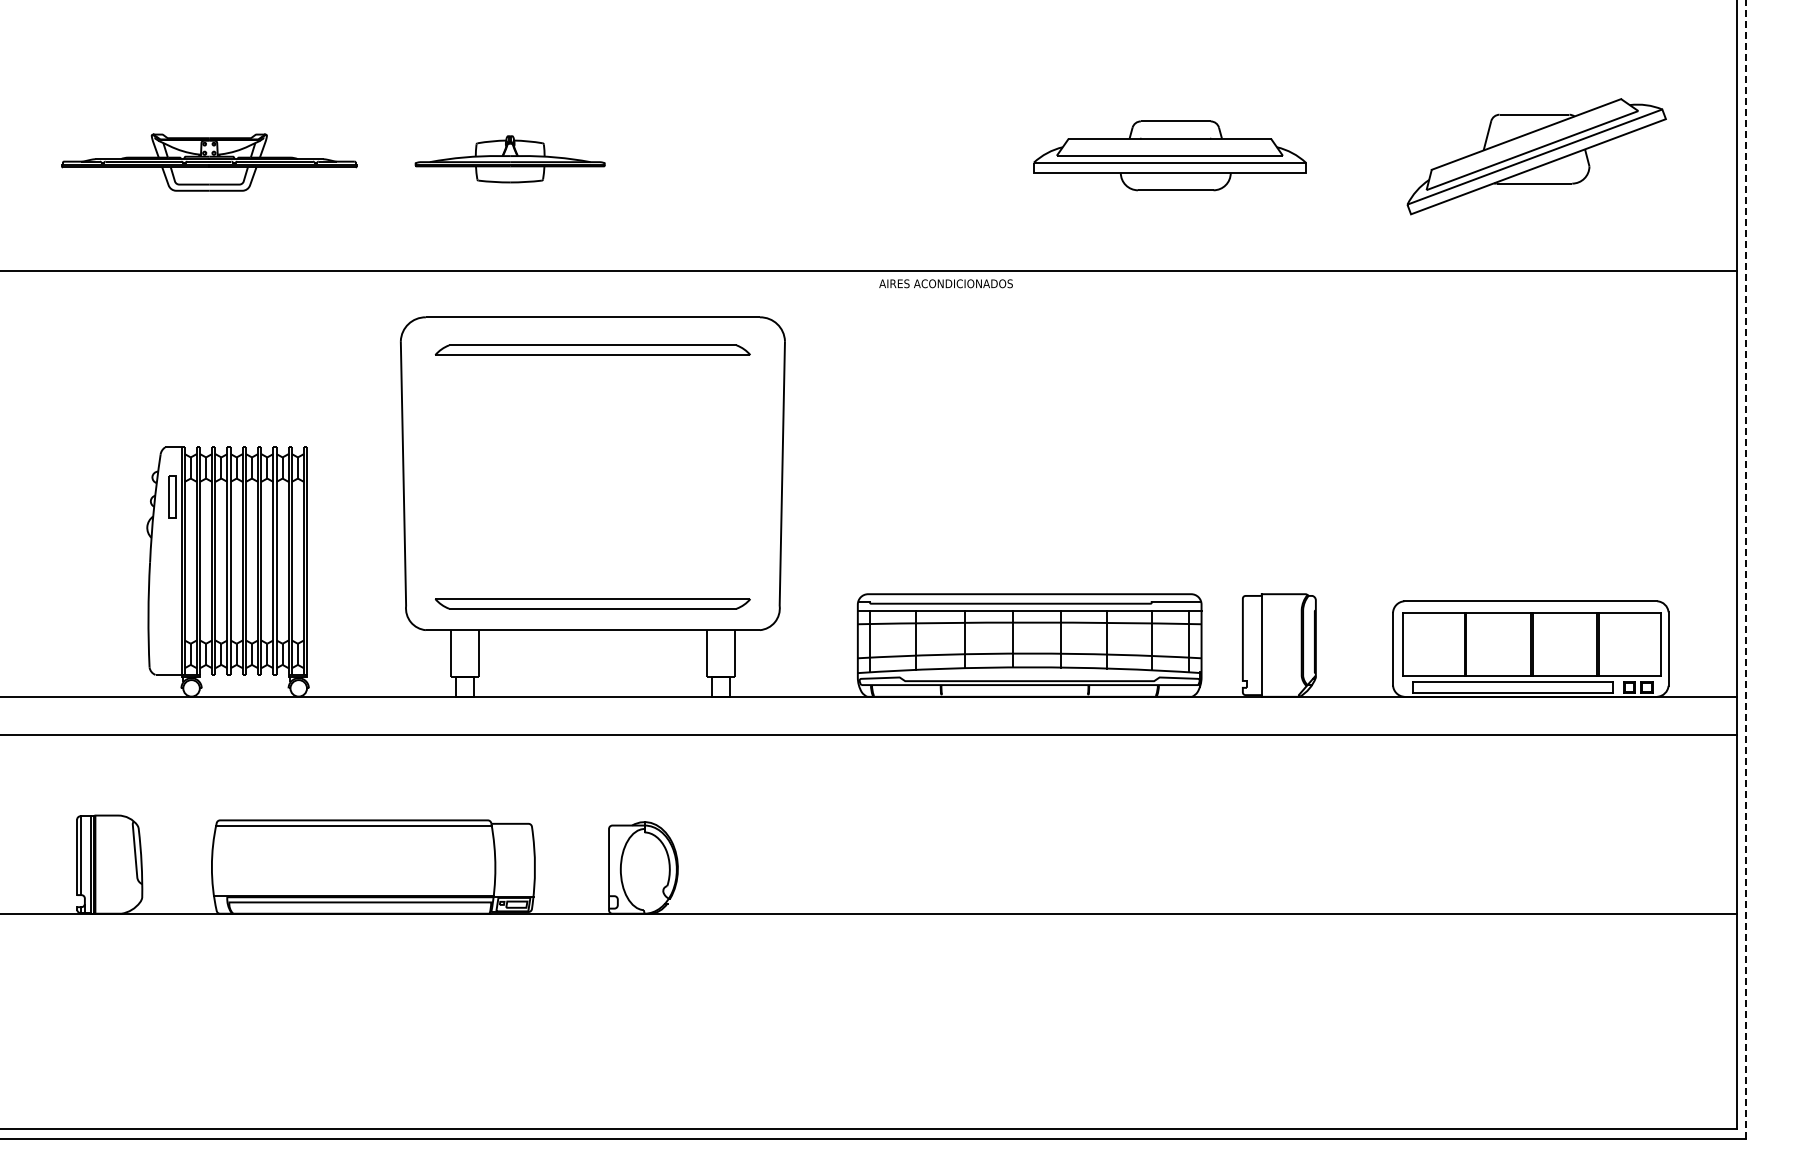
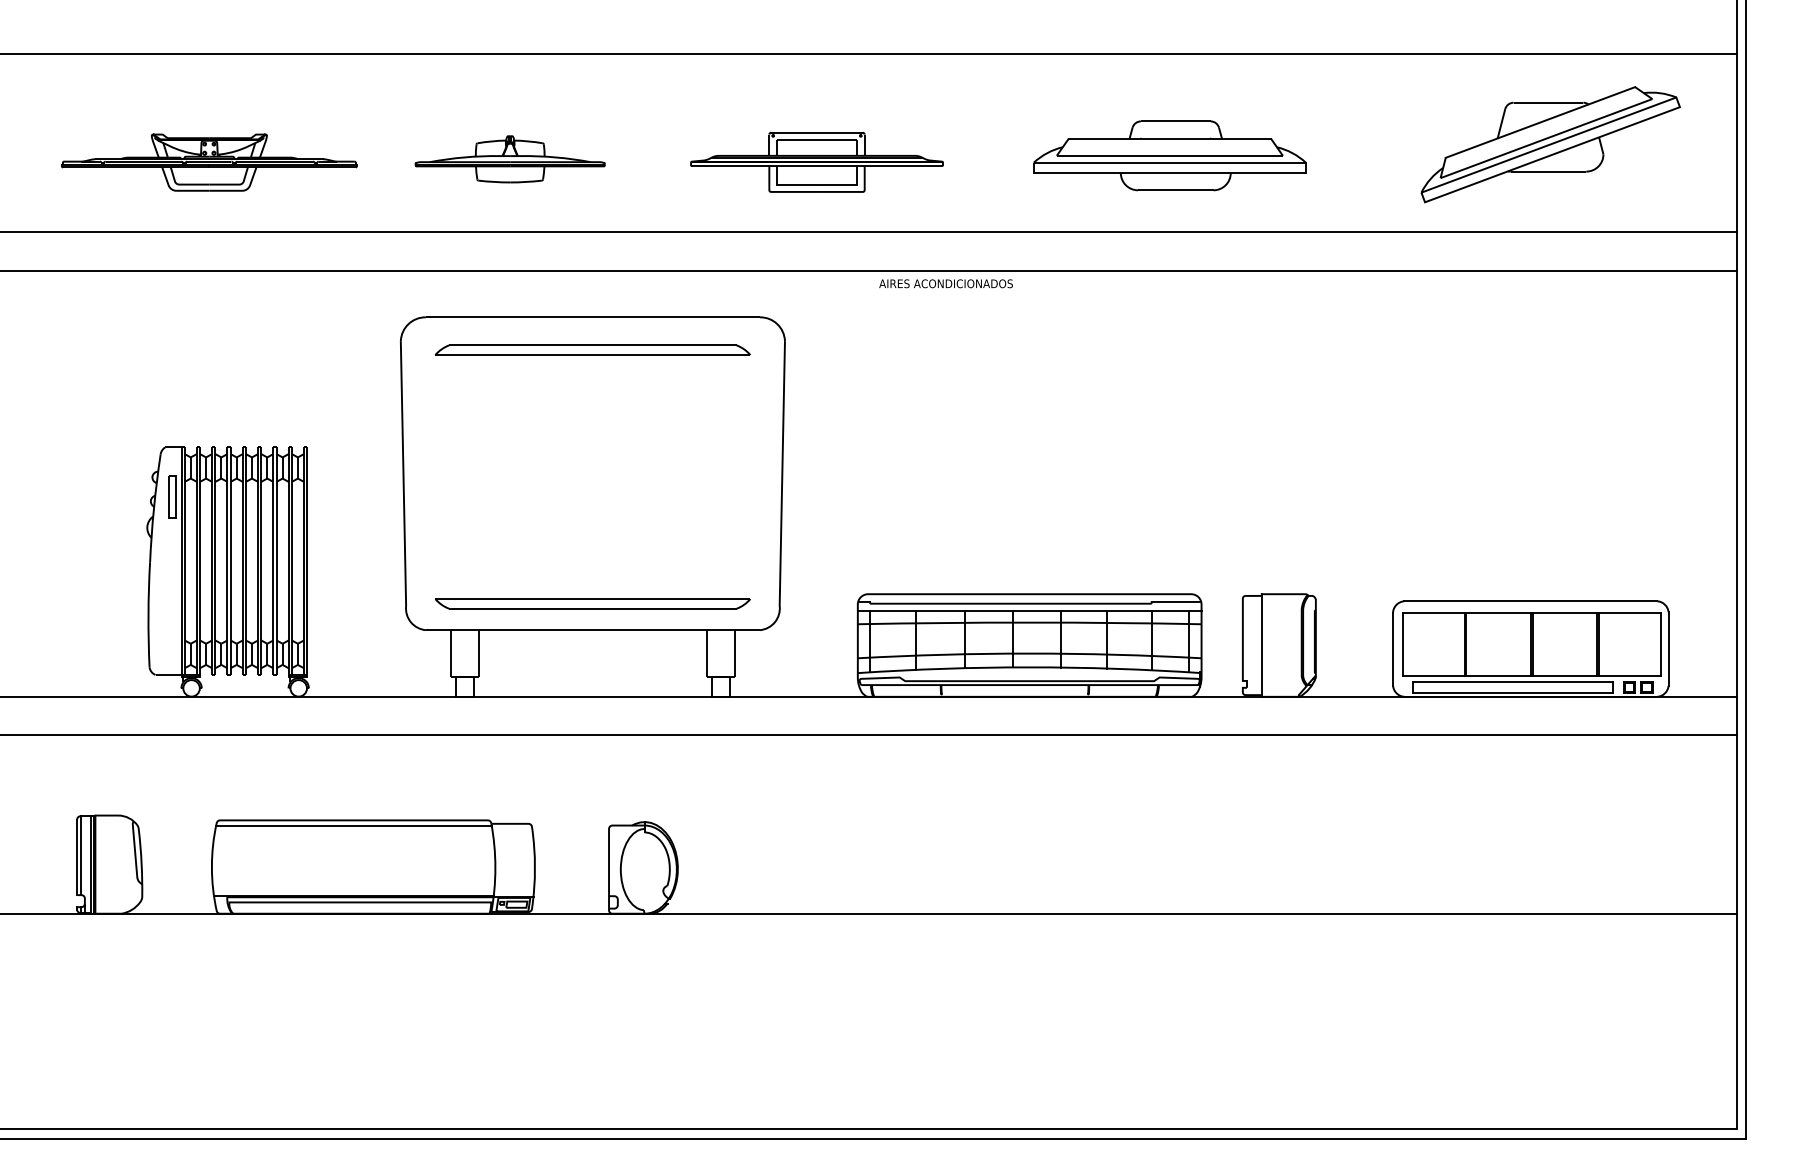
line: none -> present (869, 54)
part position: (1536, 156) -> (1550, 144) (1550, 144)
part: none -> present (816, 161)
line: none -> present (869, 232)
line: dashed -> solid (1746, 569)
